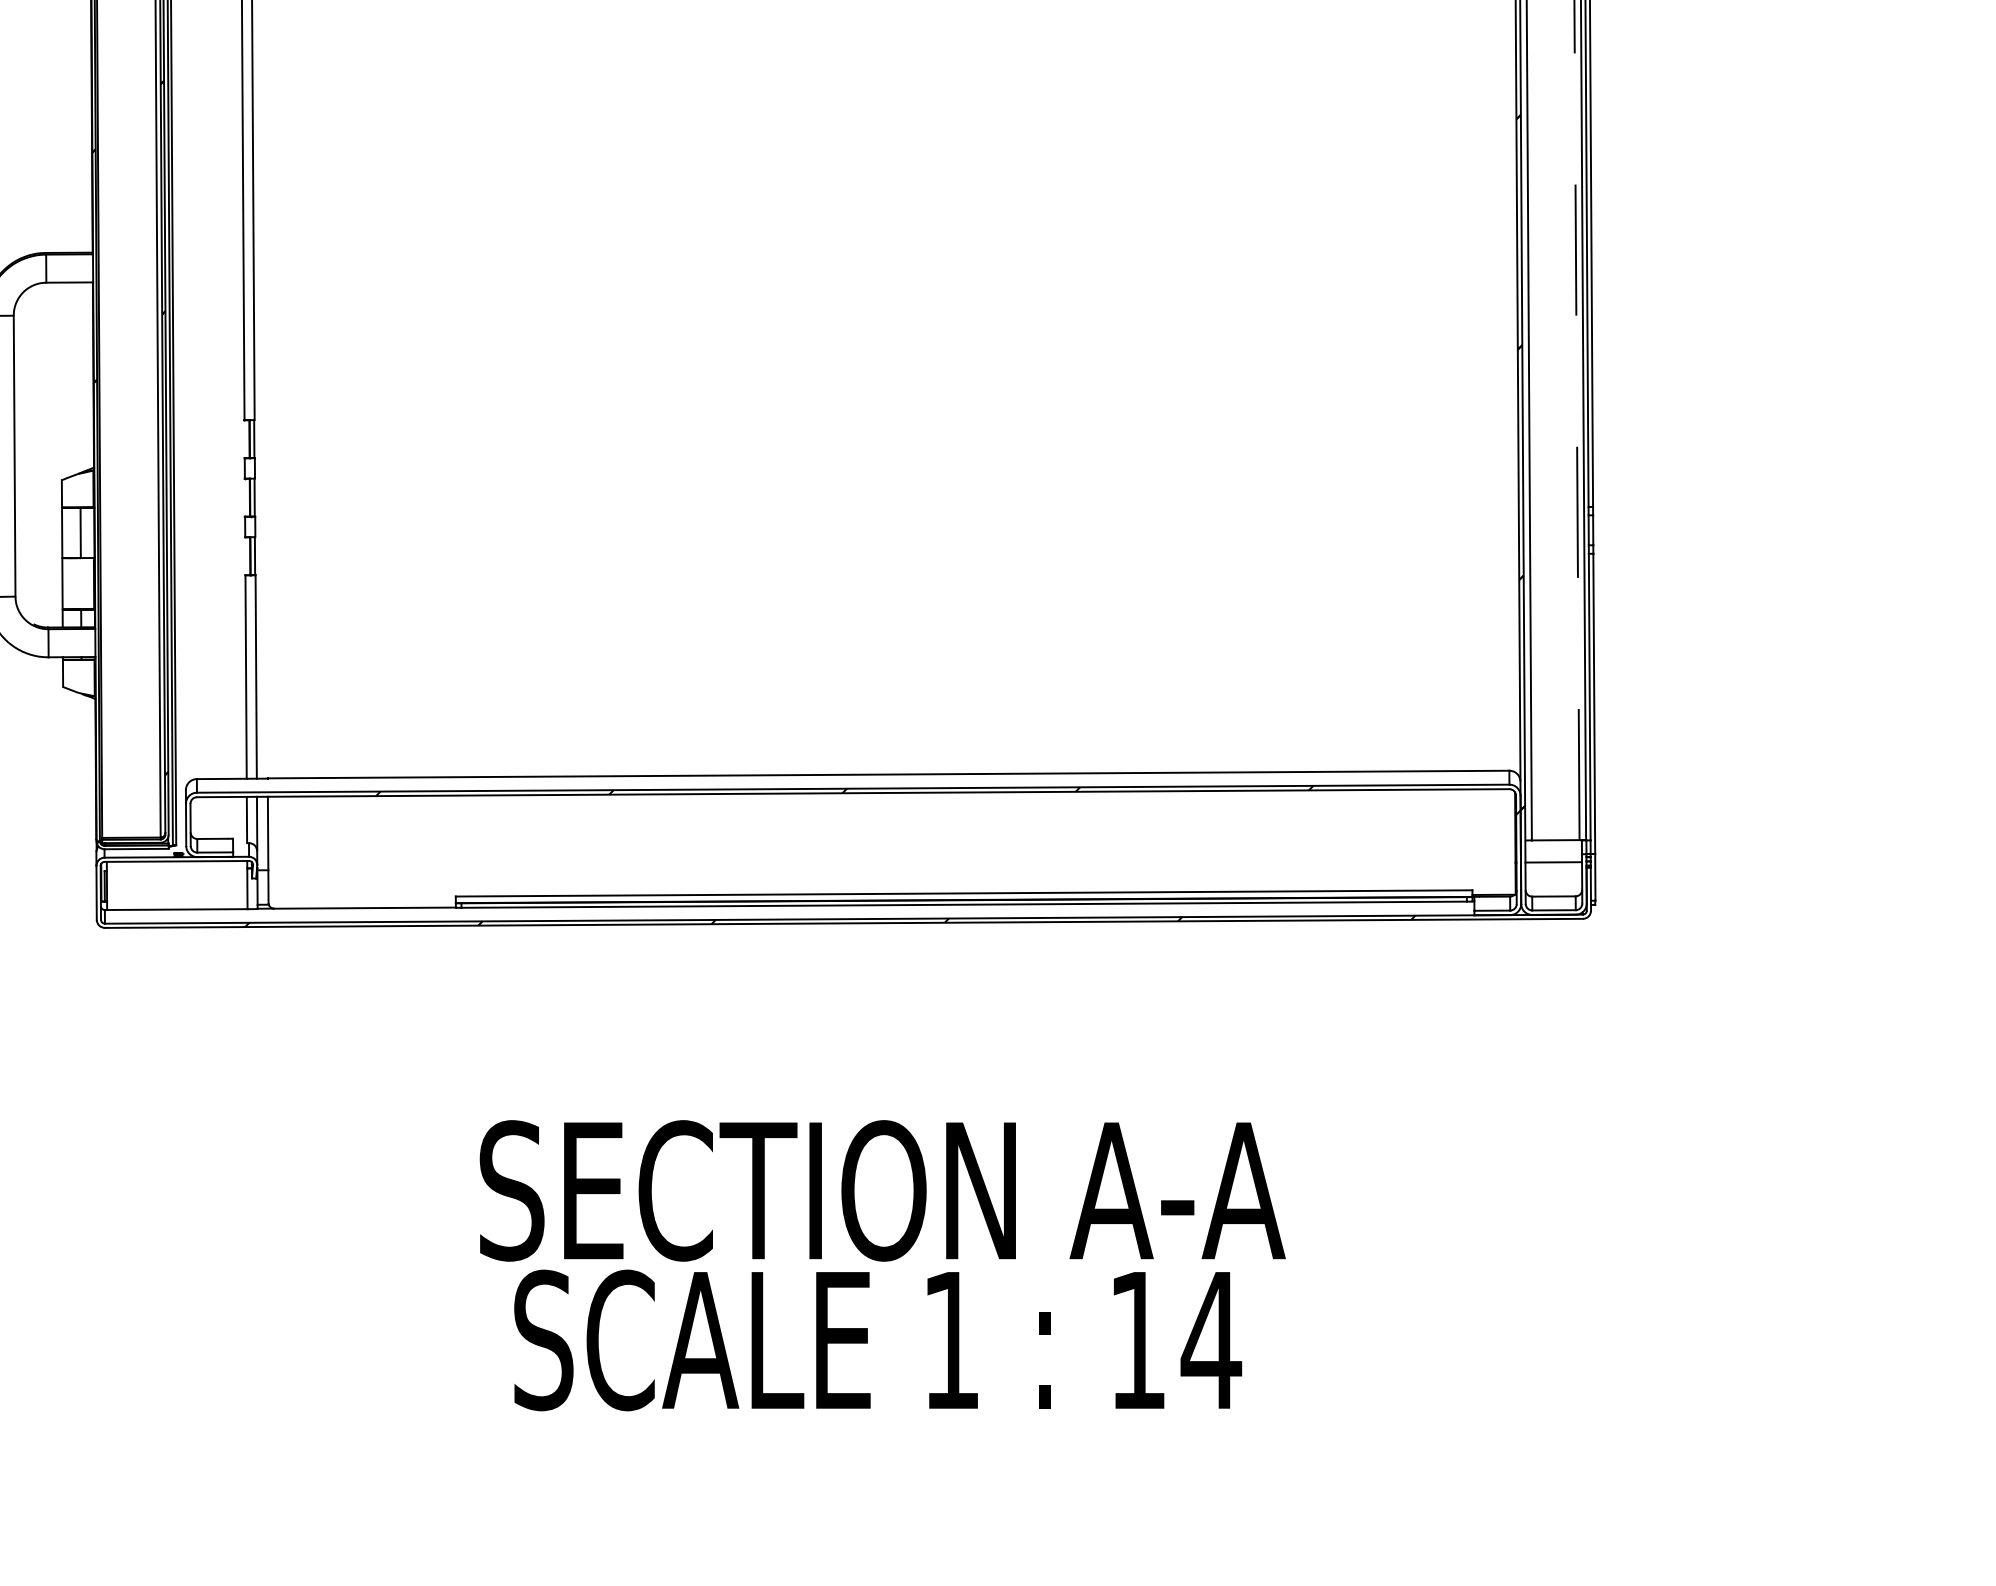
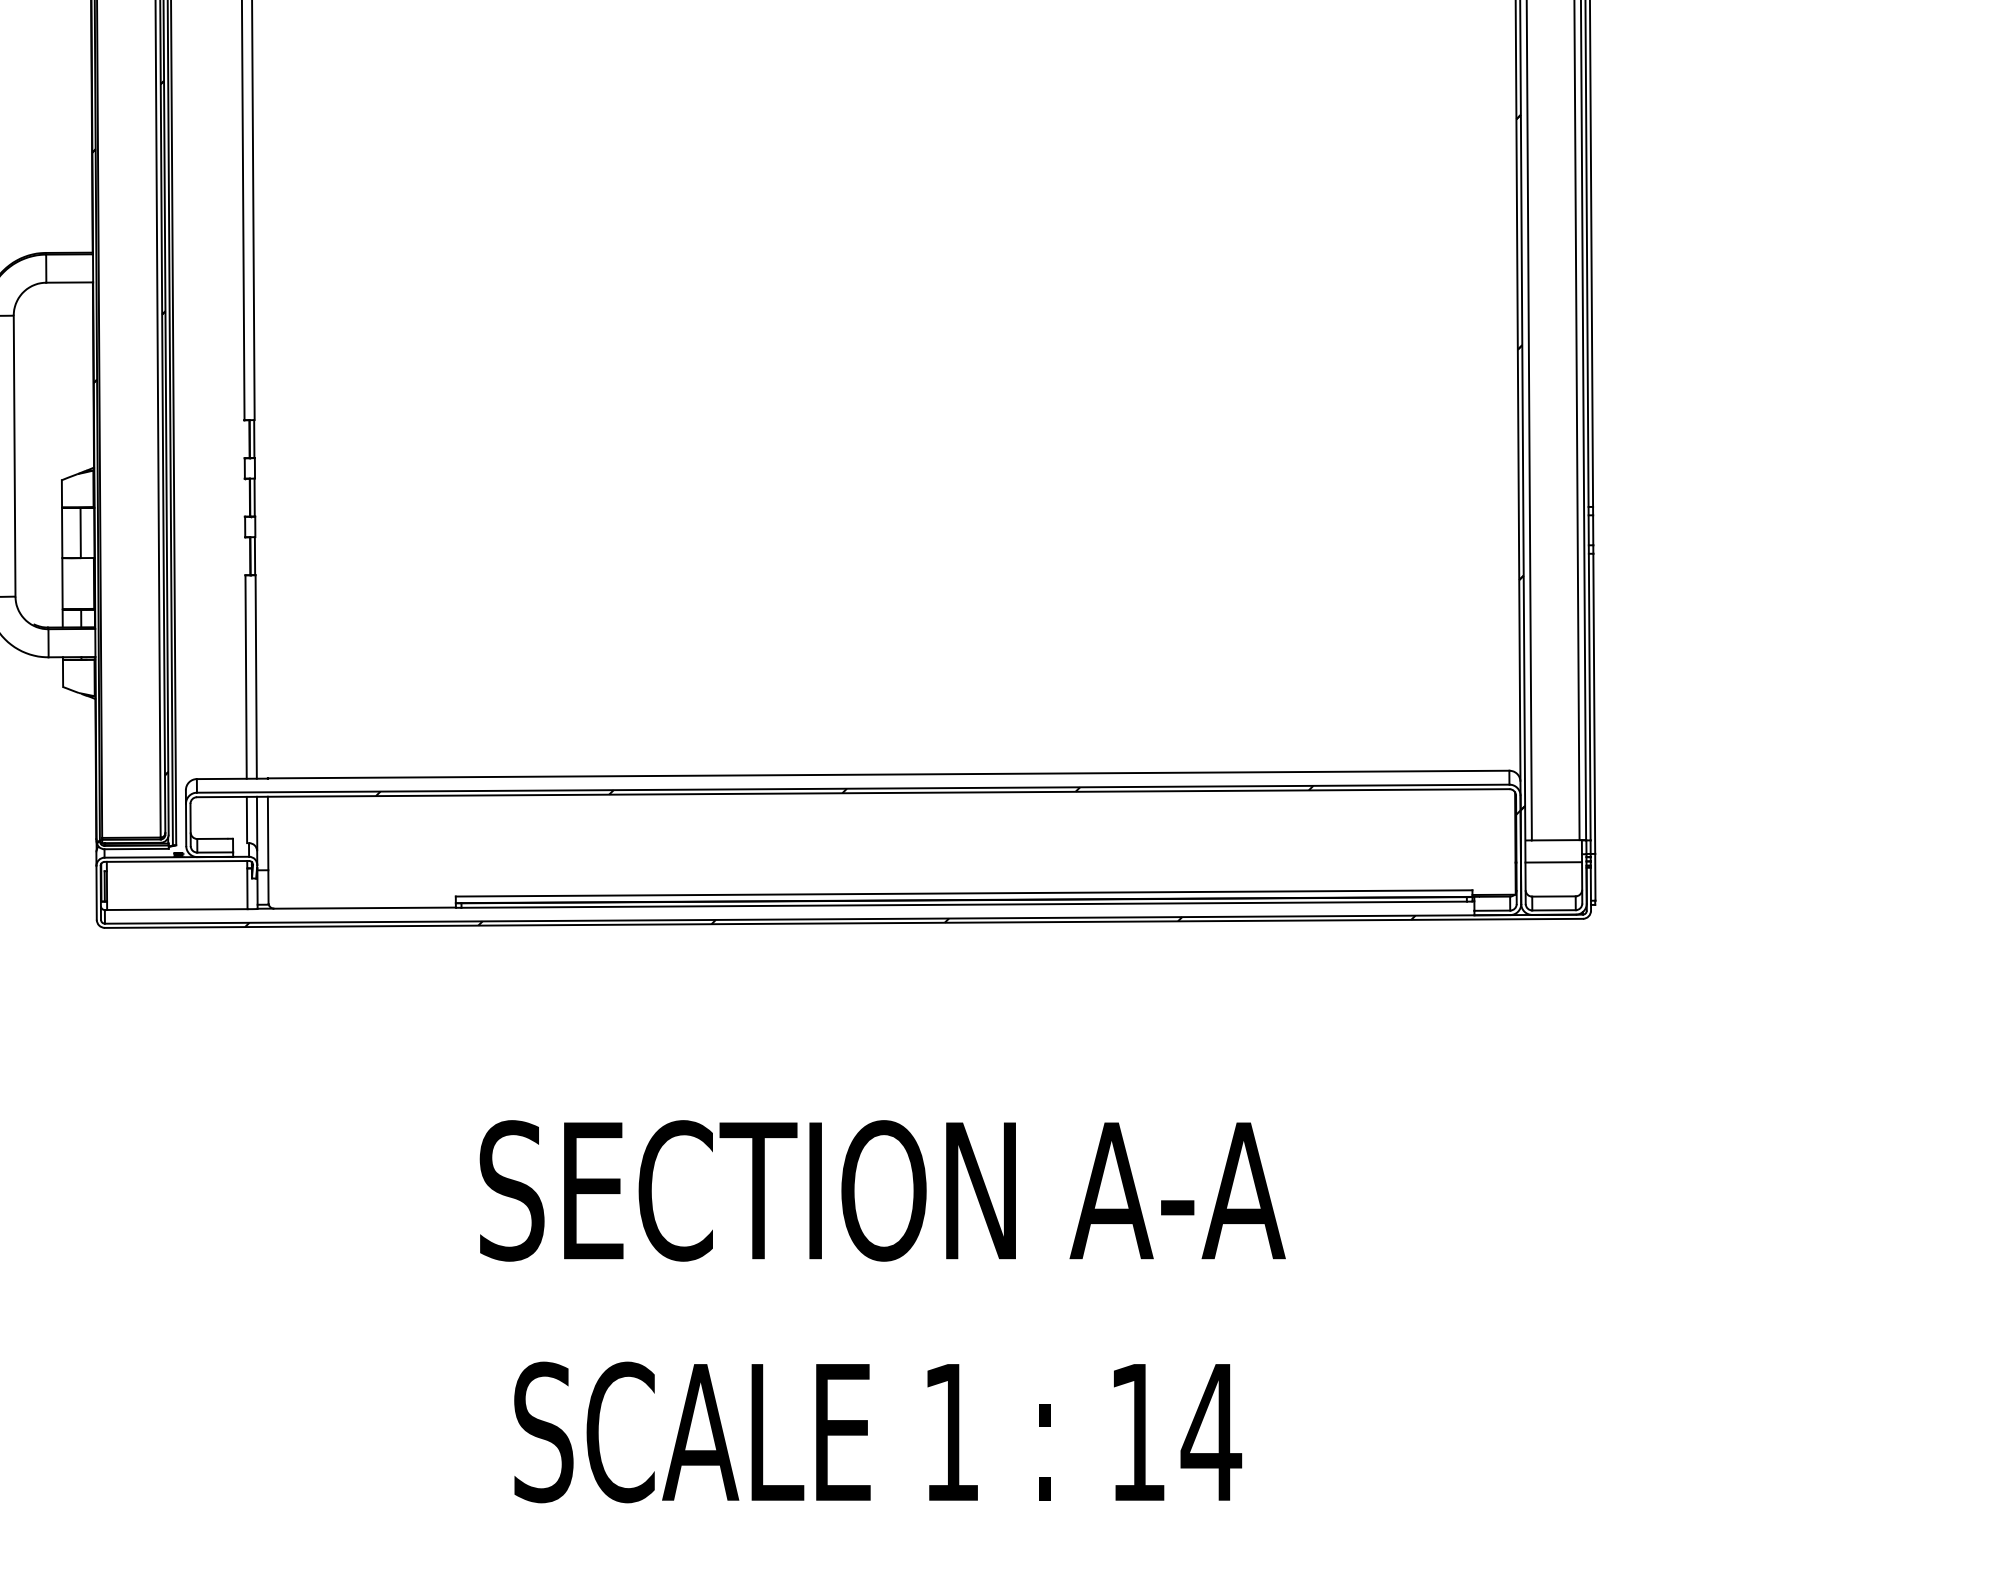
line: dashed -> solid (1576, 420)
text position: (878, 1340) -> (878, 1432) (878, 1432)
